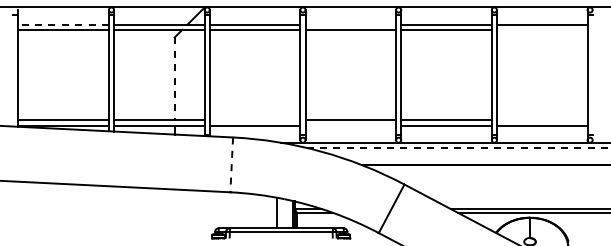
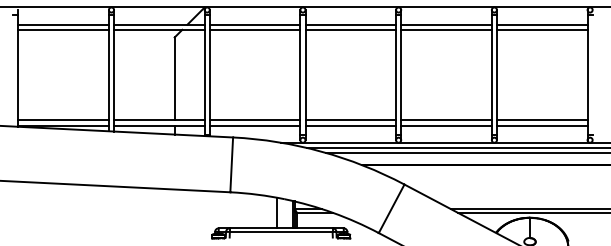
line: dashed -> solid (63, 24)
line: none -> present (350, 24)
line: none -> present (541, 29)
line: dashed -> solid (174, 79)
line: none -> present (254, 120)
line: none -> present (541, 120)
line: none -> present (350, 125)
line: dashed -> solid (458, 147)
line: none -> present (466, 153)
line: dashed -> solid (231, 165)
